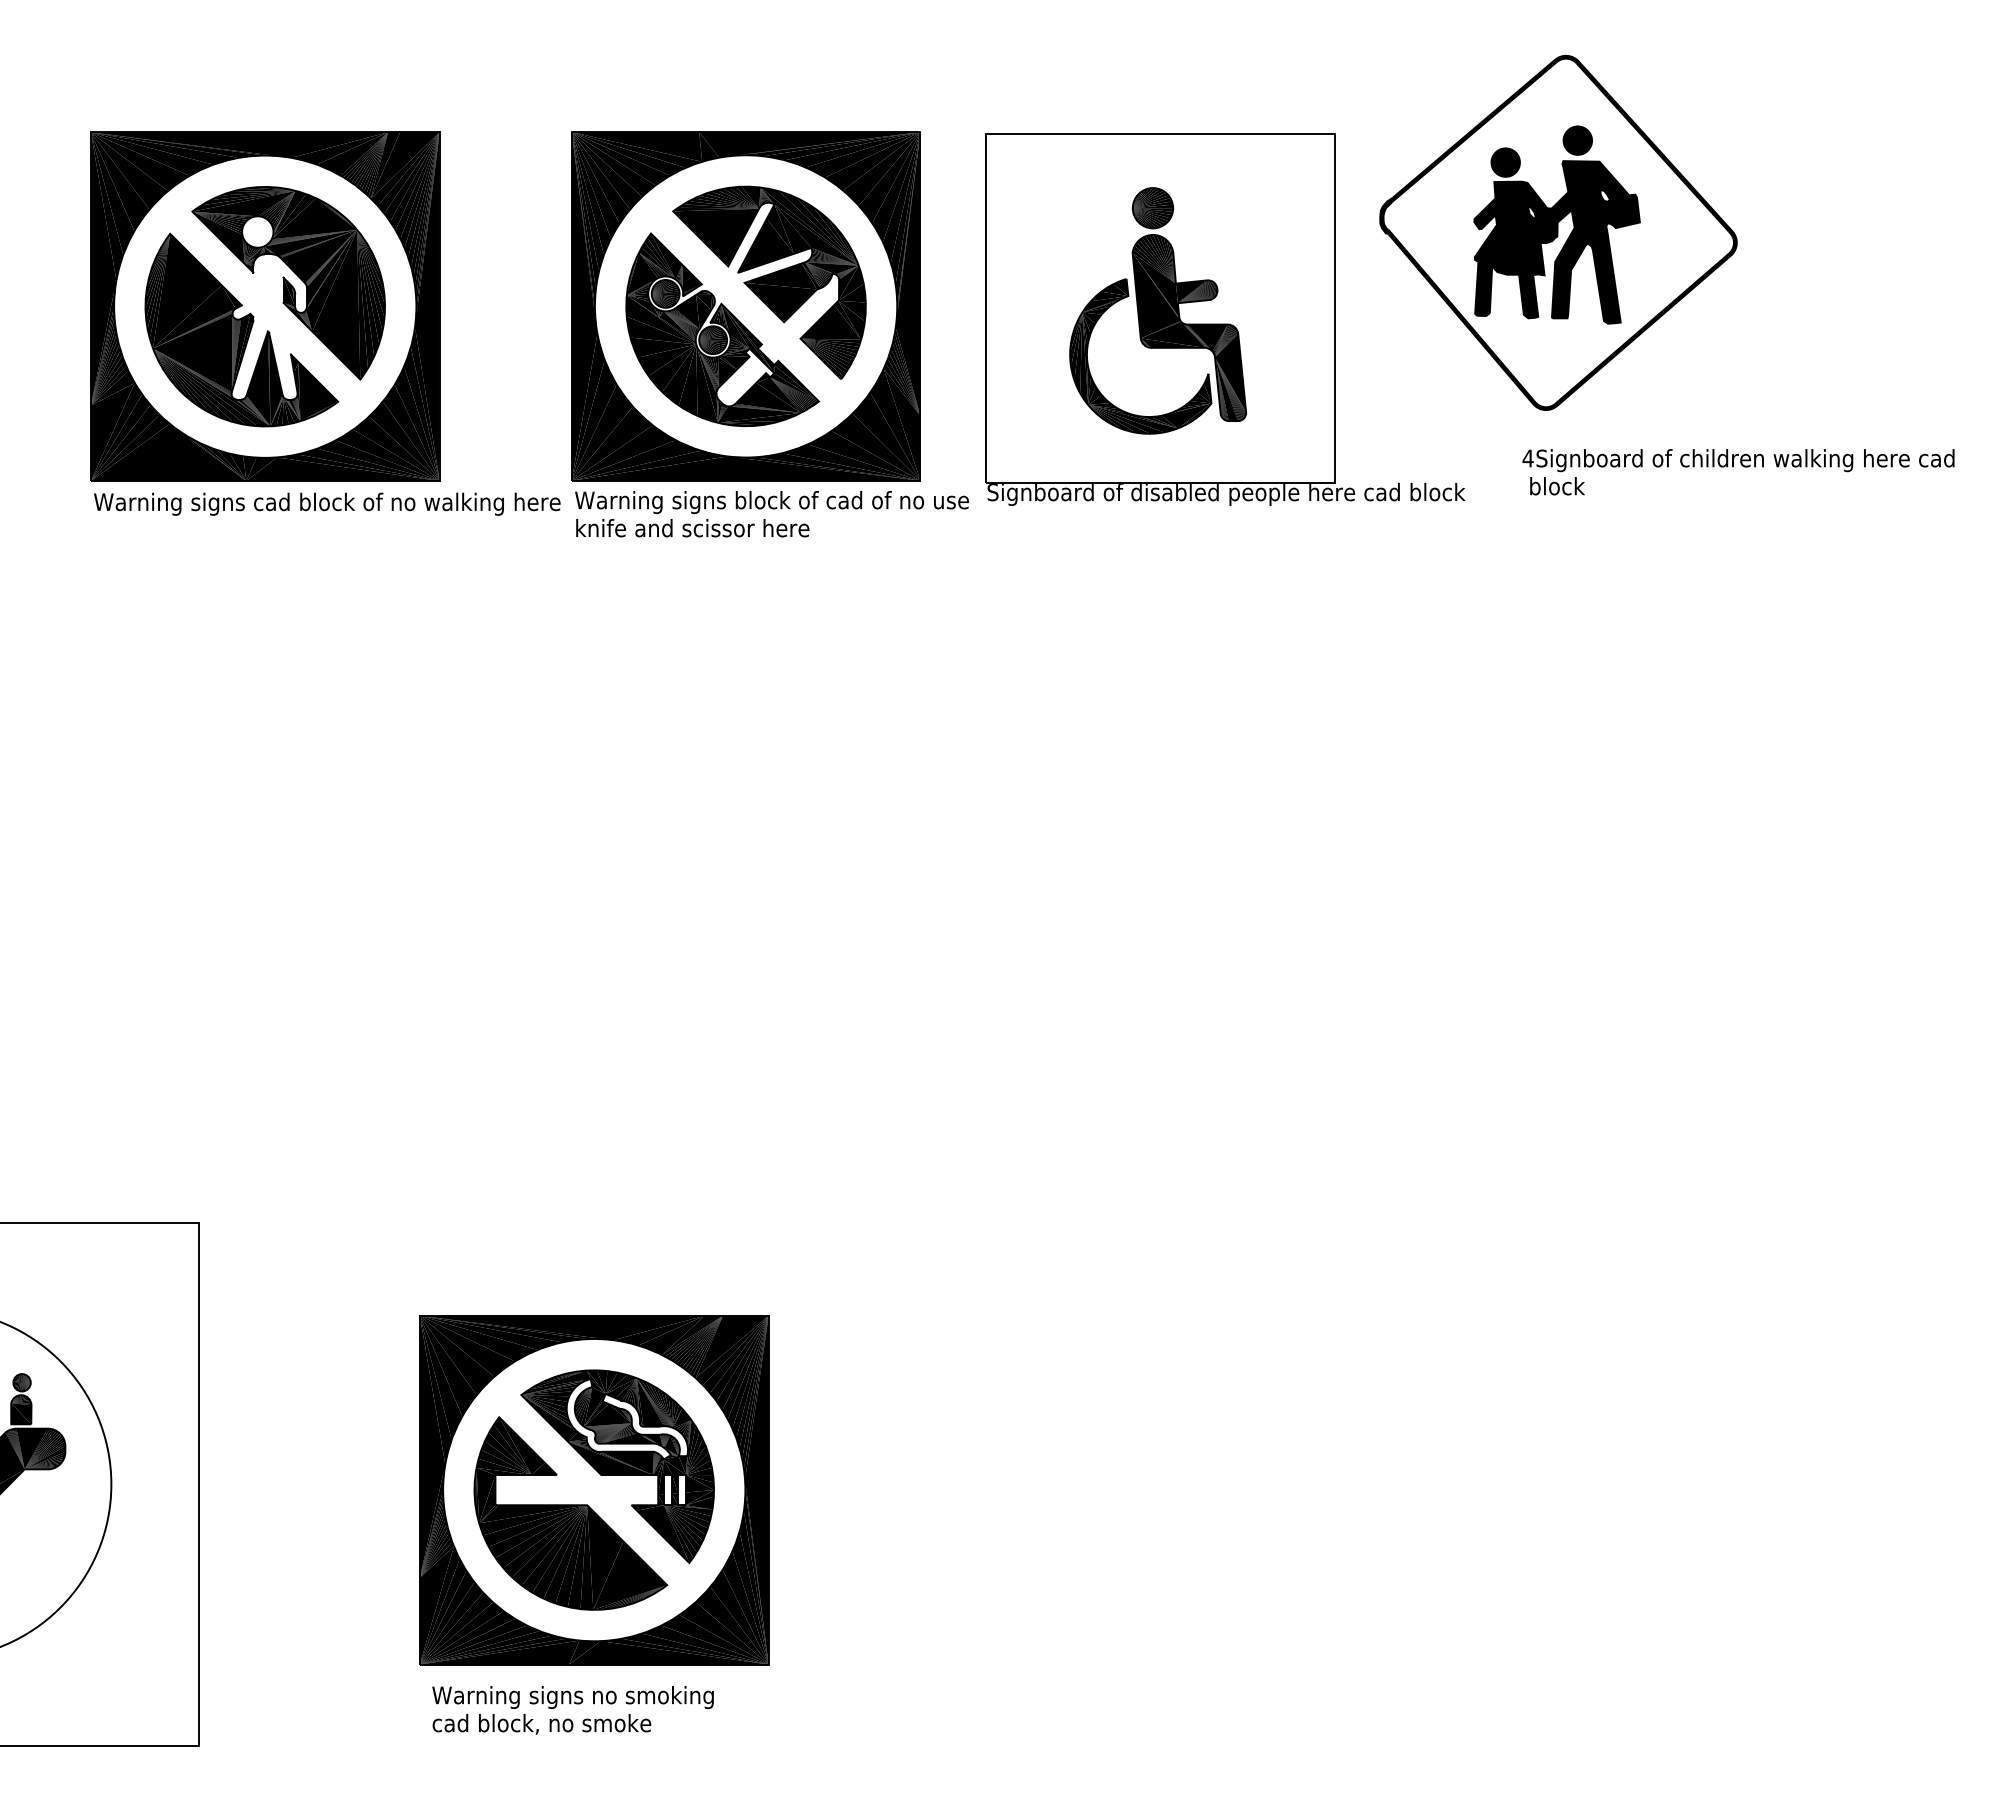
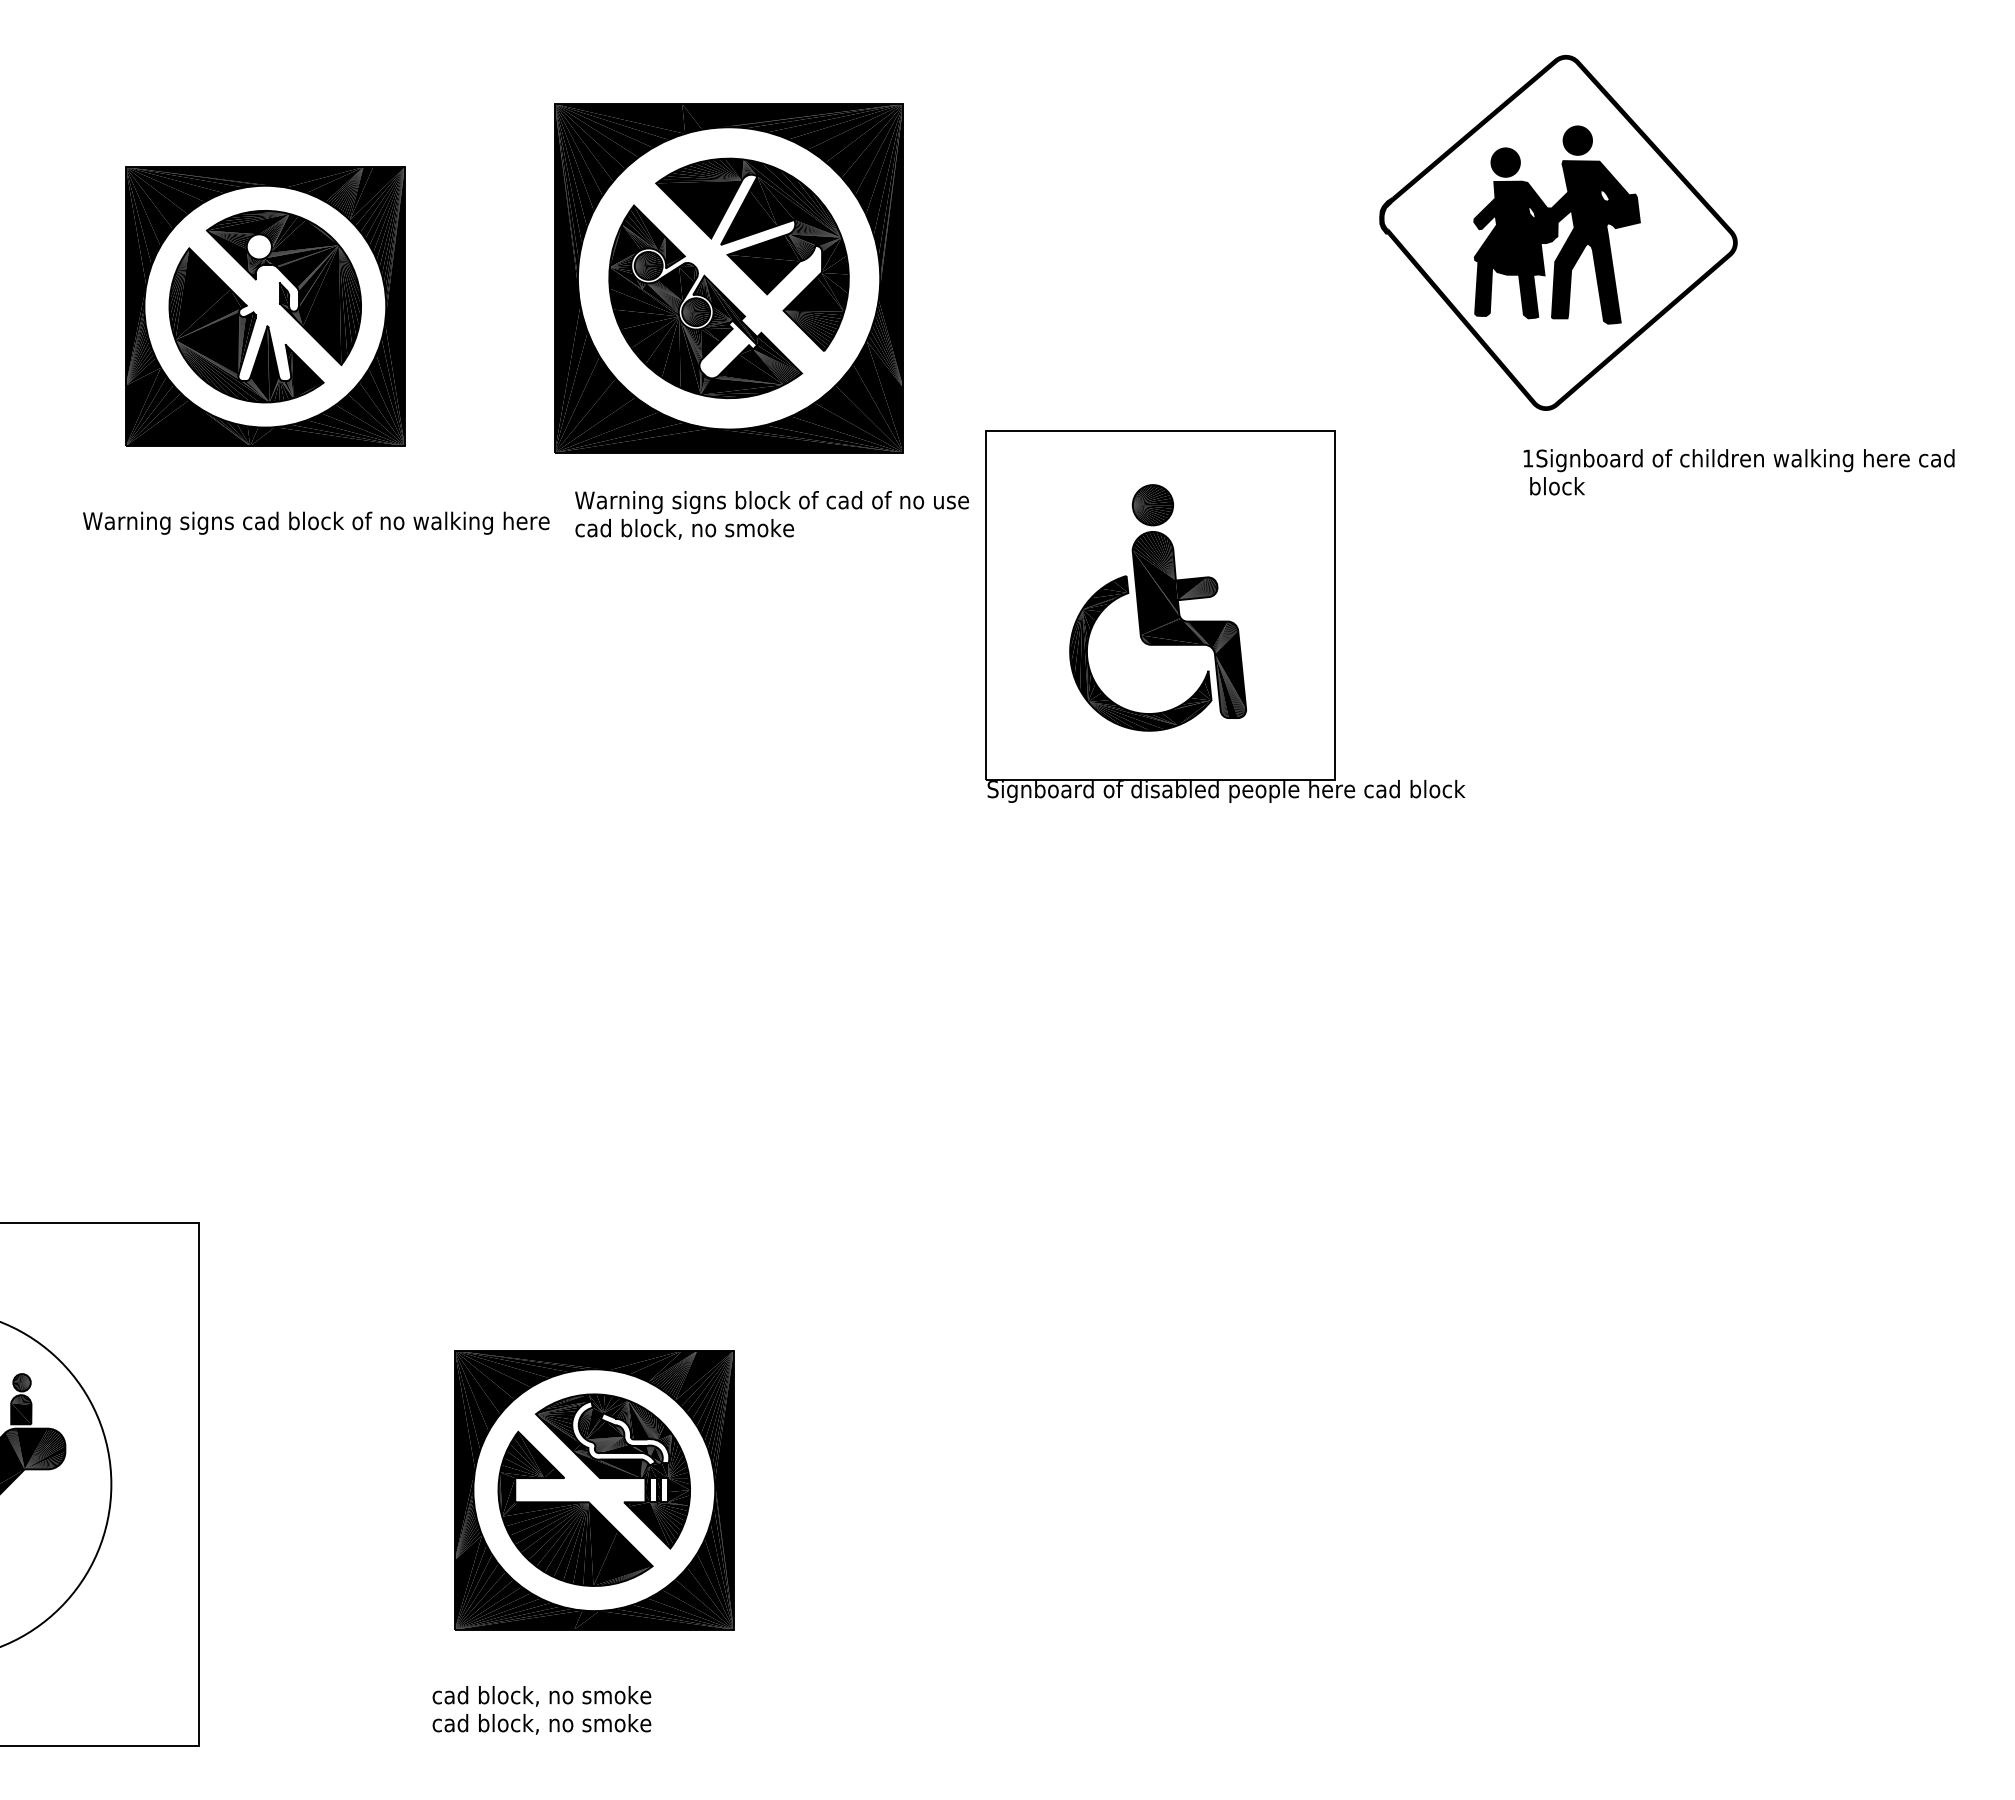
part size: 351x351 px -> 281x281 px (265, 306)
part position: (745, 306) -> (728, 278) (728, 278)
part position: (1225, 319) -> (1225, 616) (1225, 616)
text: 4Signboard -> 1Signboard (1527, 458)
text position: (327, 503) -> (316, 522) (316, 522)
text: knife and scissor here -> cad block, no smoke (692, 529)
part size: 351x351 px -> 281x281 px (594, 1490)
text: Warning signs no smoking -> cad block, no smoke (572, 1697)
